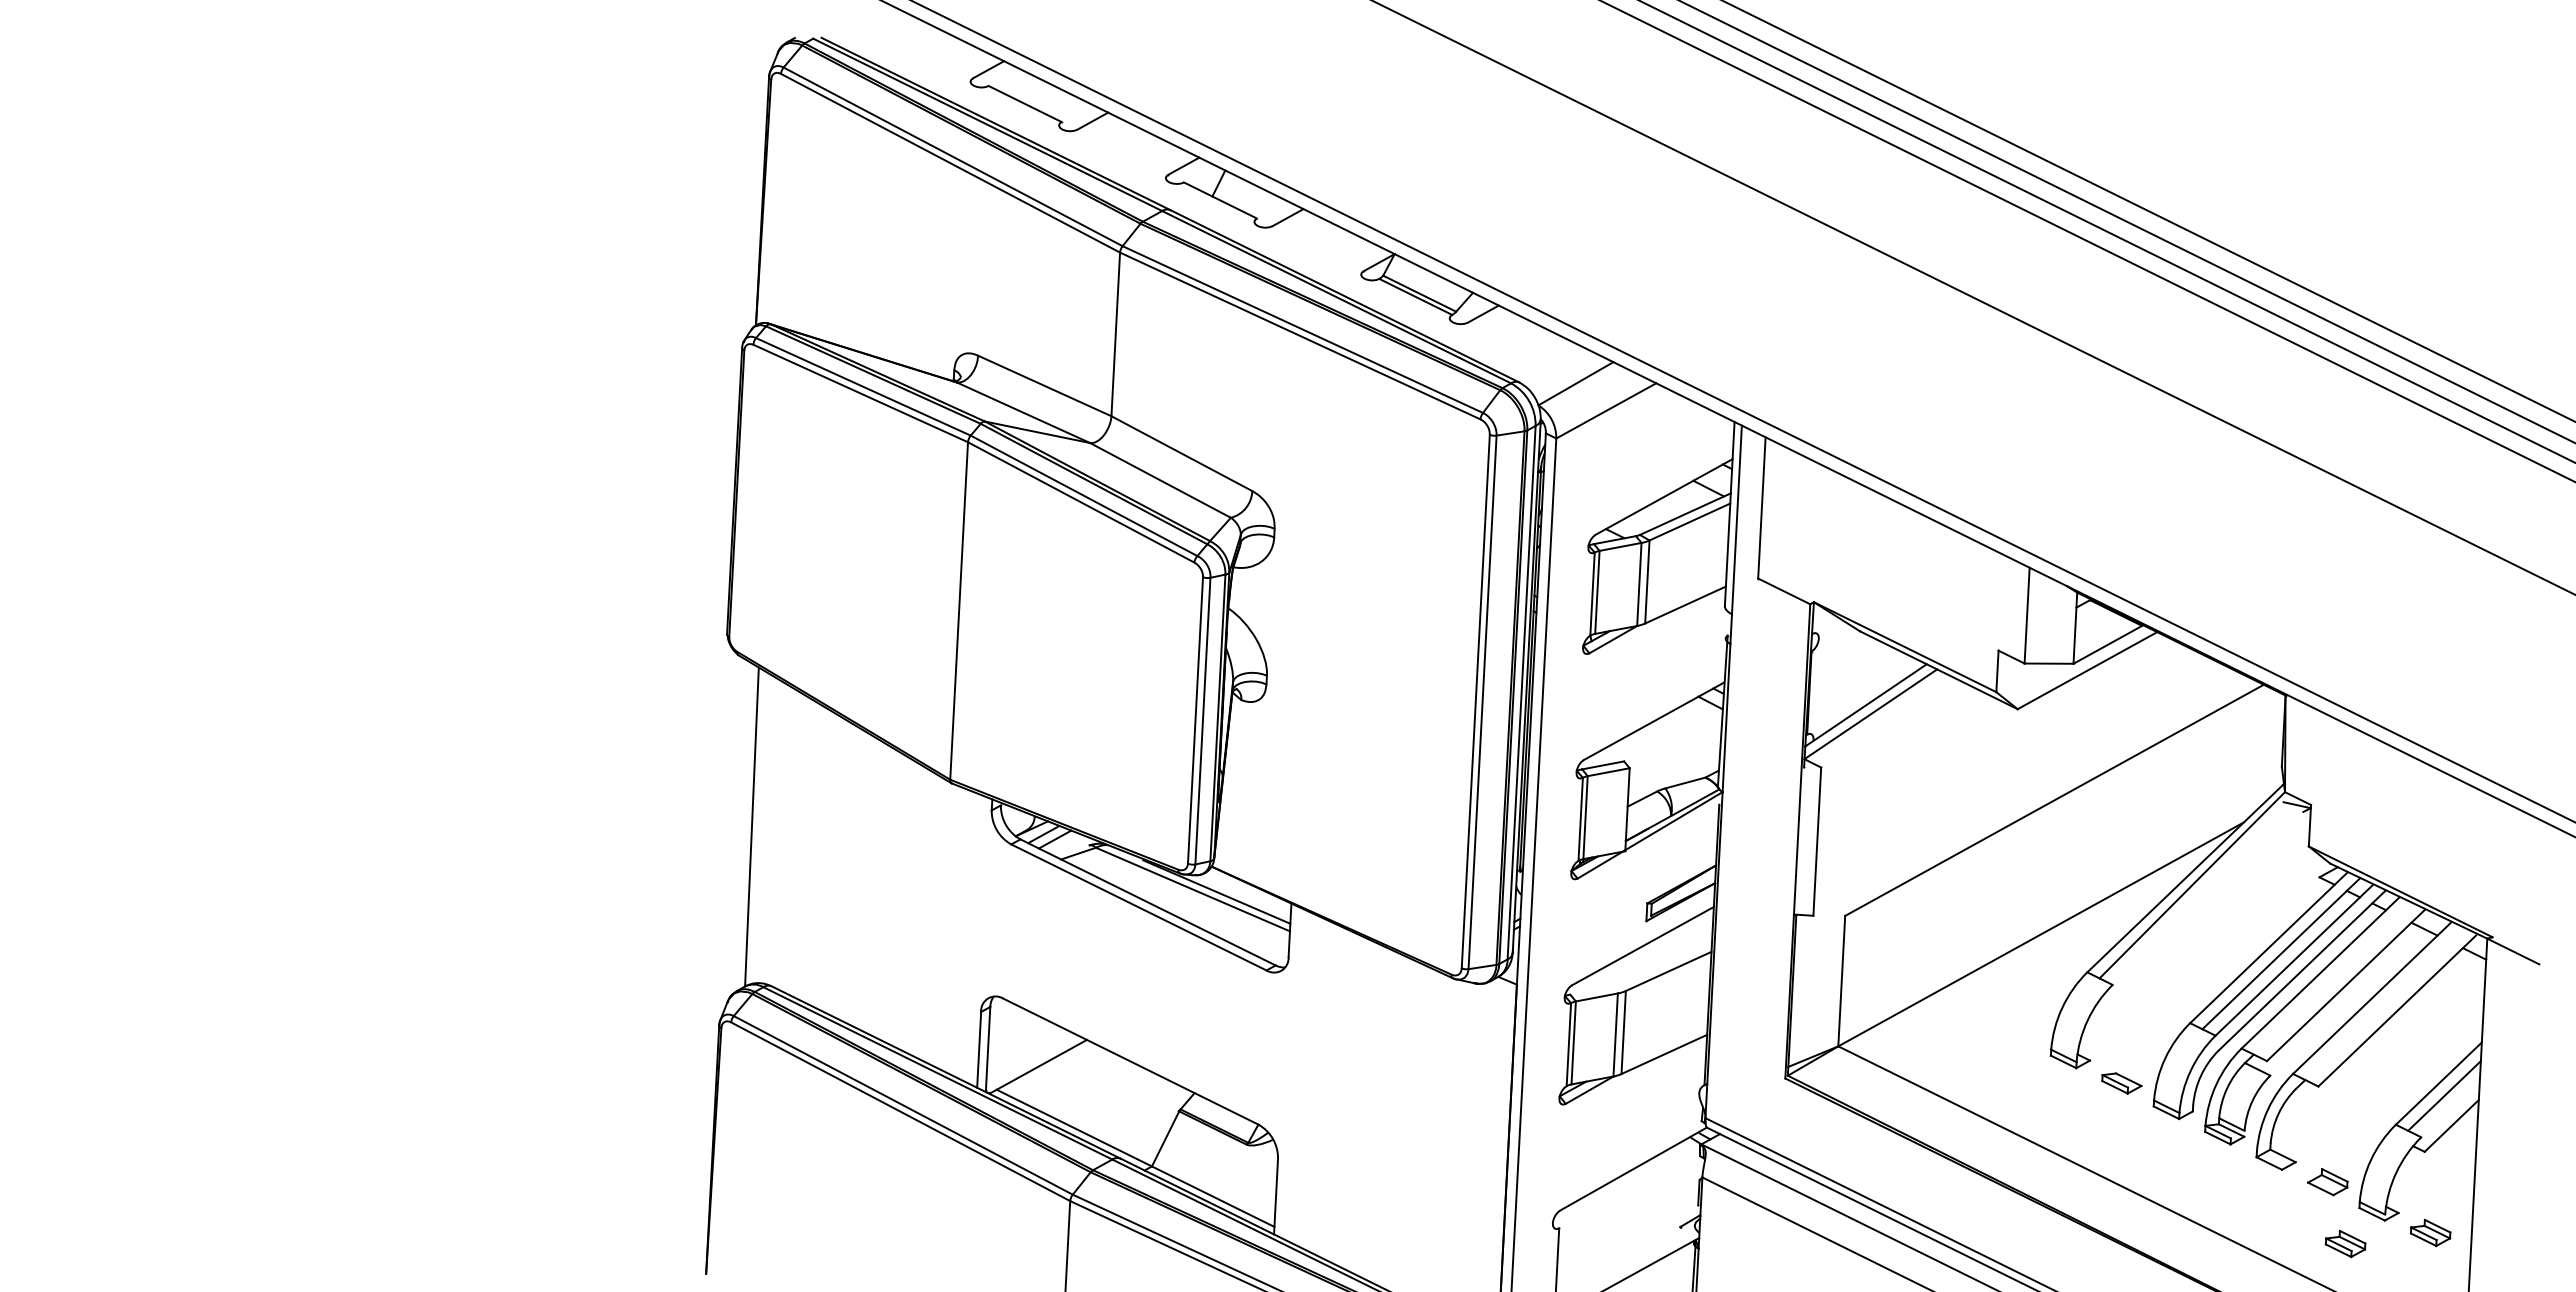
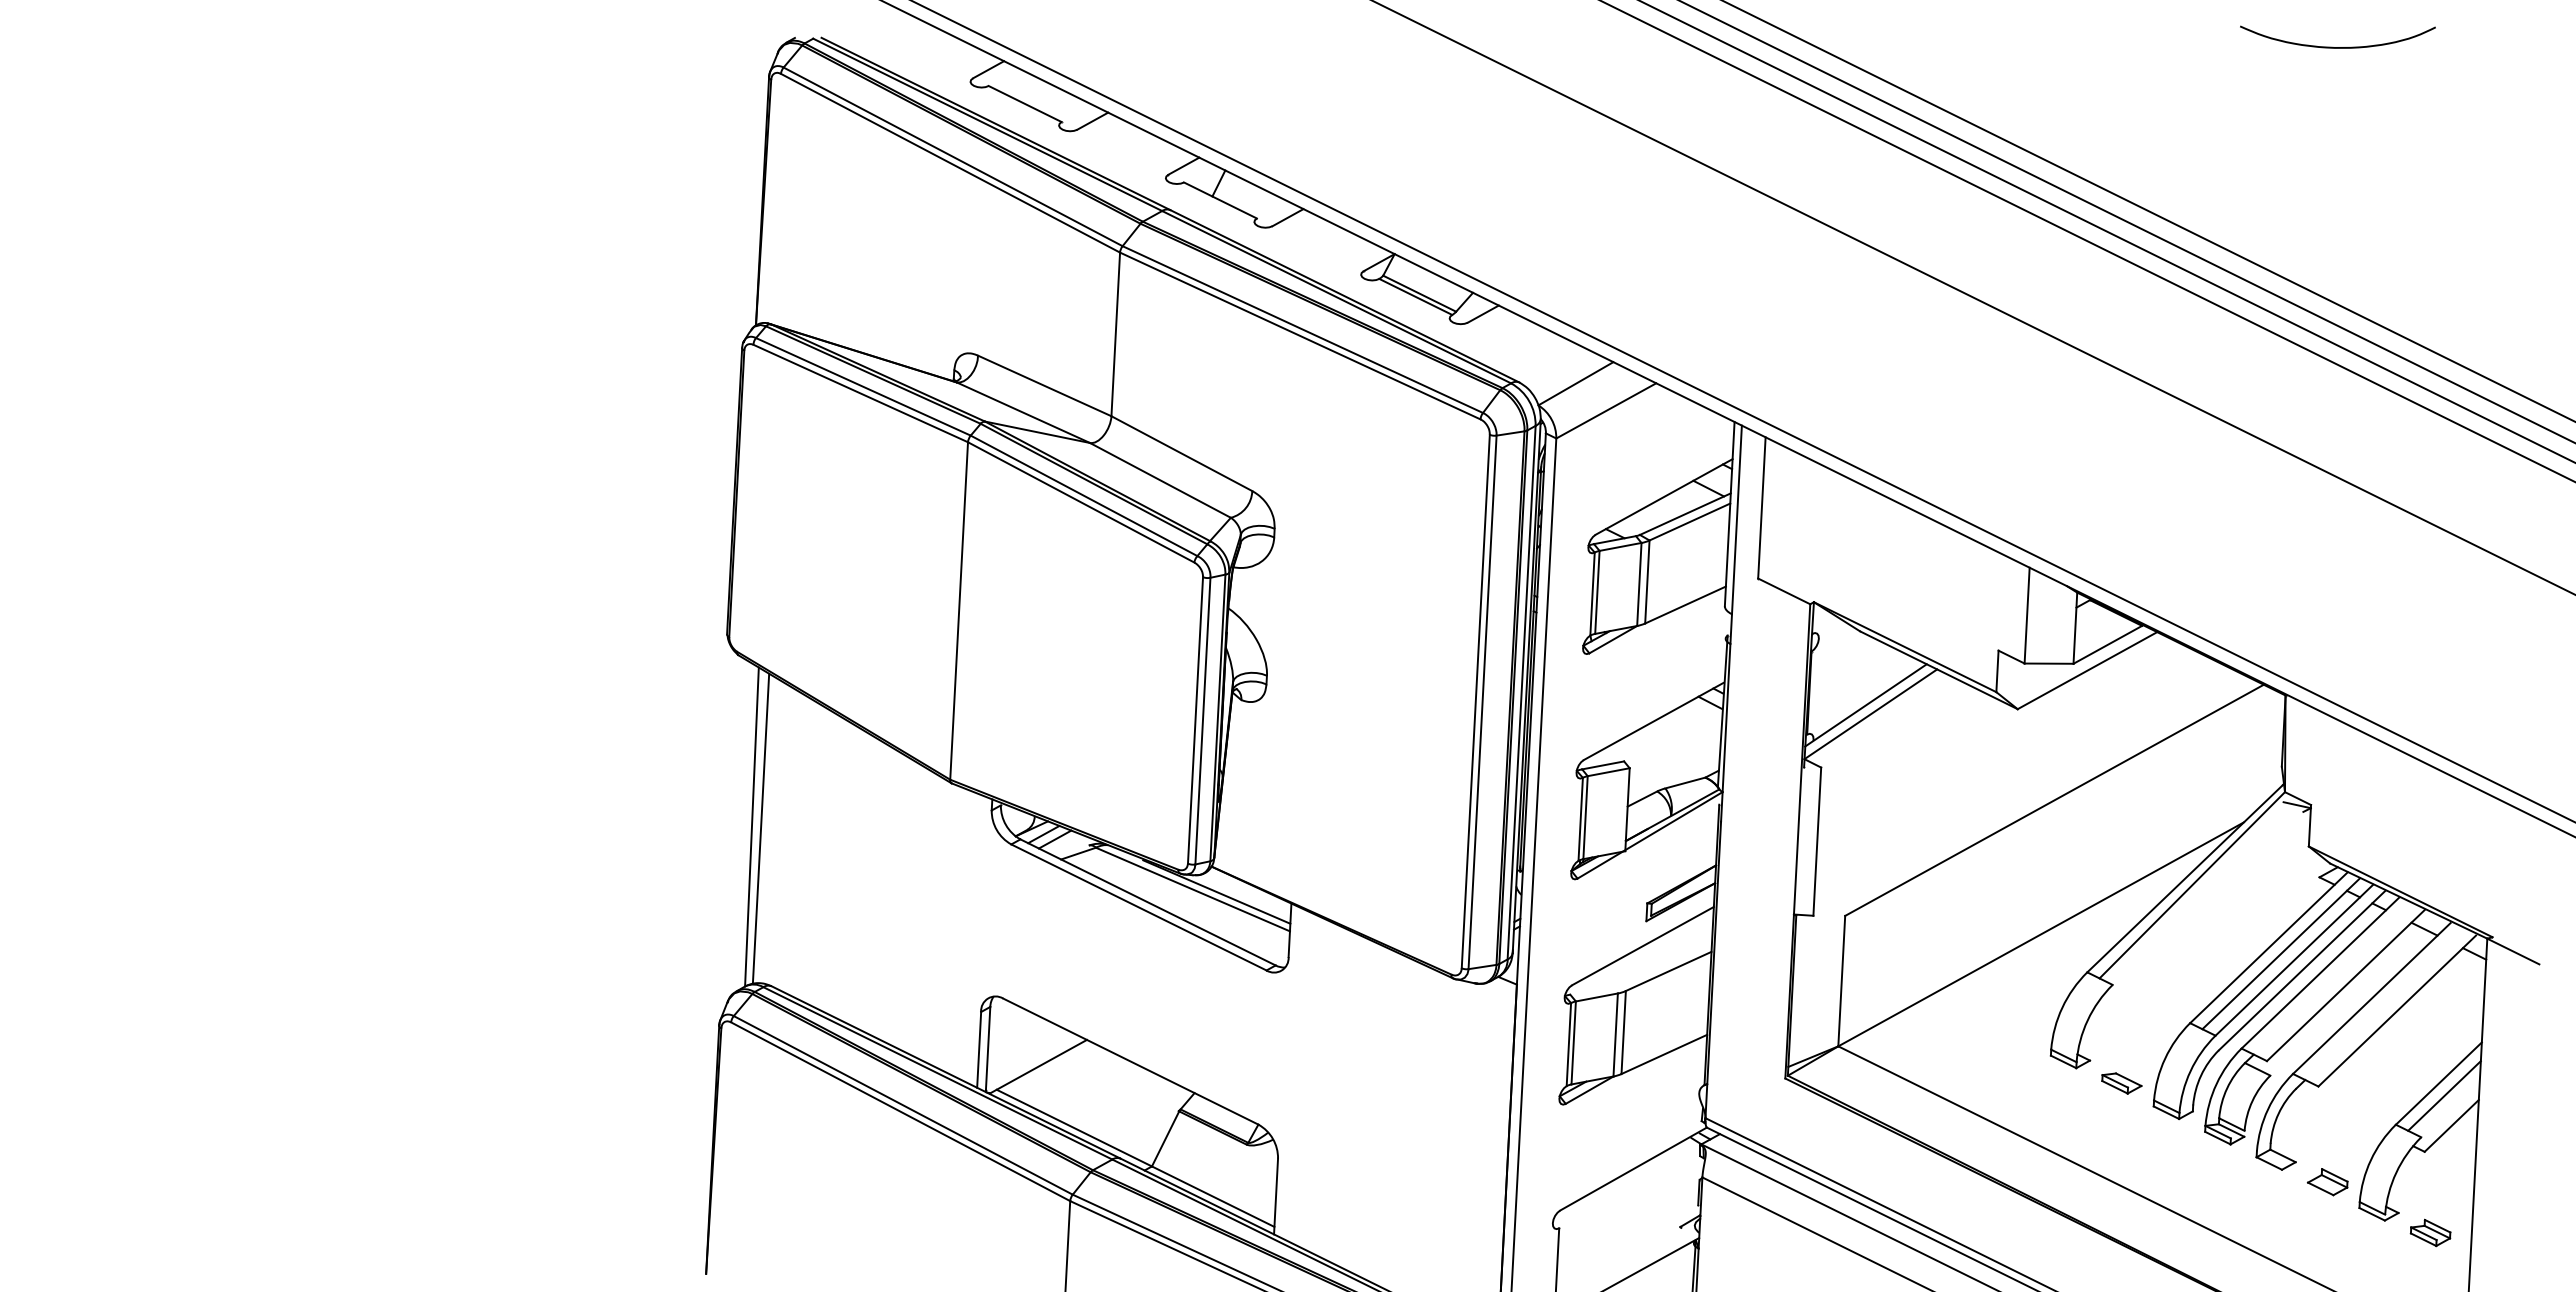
curve: none -> present (2337, 47)
line: none -> present (760, 828)
part: present -> none (2345, 1243)
